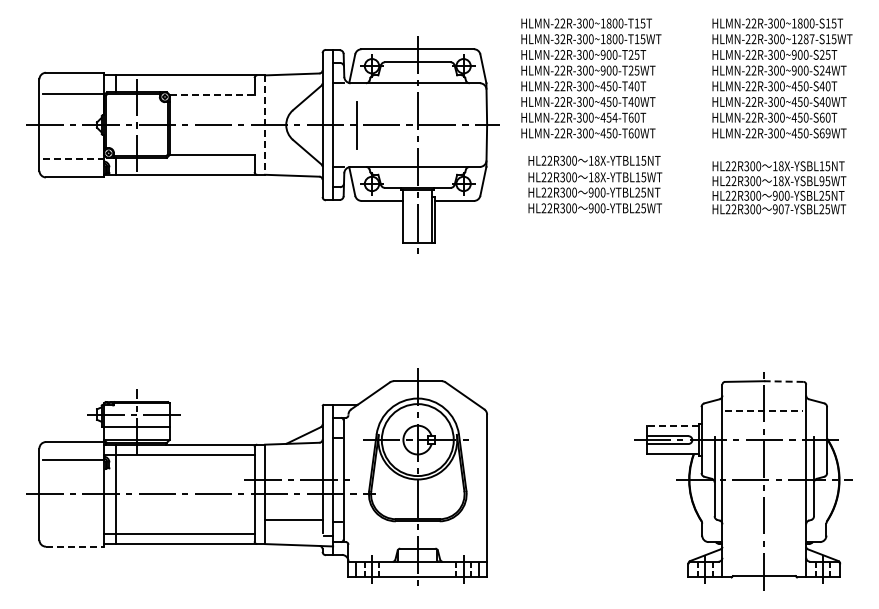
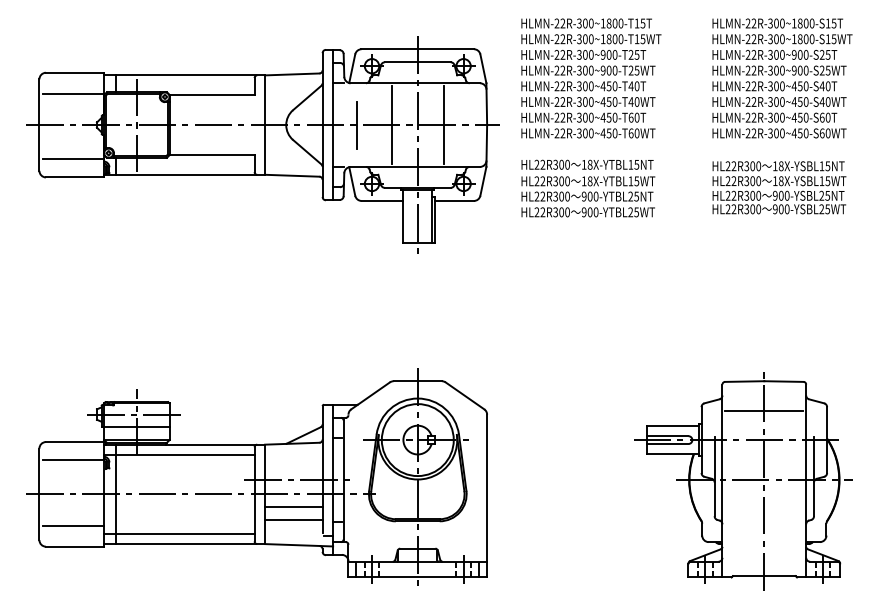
text: HLMN-32R-300~1800-T15WT -> HLMN-22R-300~1800-T15WT (556, 39)
text: HLMN-22R-300~1287-S15WT -> HLMN-22R-300~1800-S15WT (805, 39)
text: HLMN-22R-300~900-S24WT -> HLMN-22R-300~900-S25WT (827, 70)
line: dashed -> solid (212, 95)
text: HLMN-22R-300~454-T60T -> HLMN-22R-300~450-T60T (614, 117)
line: none -> present (391, 124)
line: none -> present (443, 124)
line: dashed -> solid (265, 125)
text: HLMN-22R-300~450-S69WT -> HLMN-22R-300~450-S60WT (827, 133)
line: dashed -> solid (73, 159)
text: 18X-YSBL95WT -> 18X-YSBL15WT (821, 181)
text position: (595, 184) -> (588, 188) (588, 188)
text: 907-YSBL25WT -> 900-YSBL25WT (786, 209)
line: dashed -> solid (783, 381)
line: dashed -> solid (764, 411)
line: dashed -> solid (672, 425)
line: none -> present (293, 506)
line: none -> present (72, 525)
line: dashed -> solid (74, 546)
